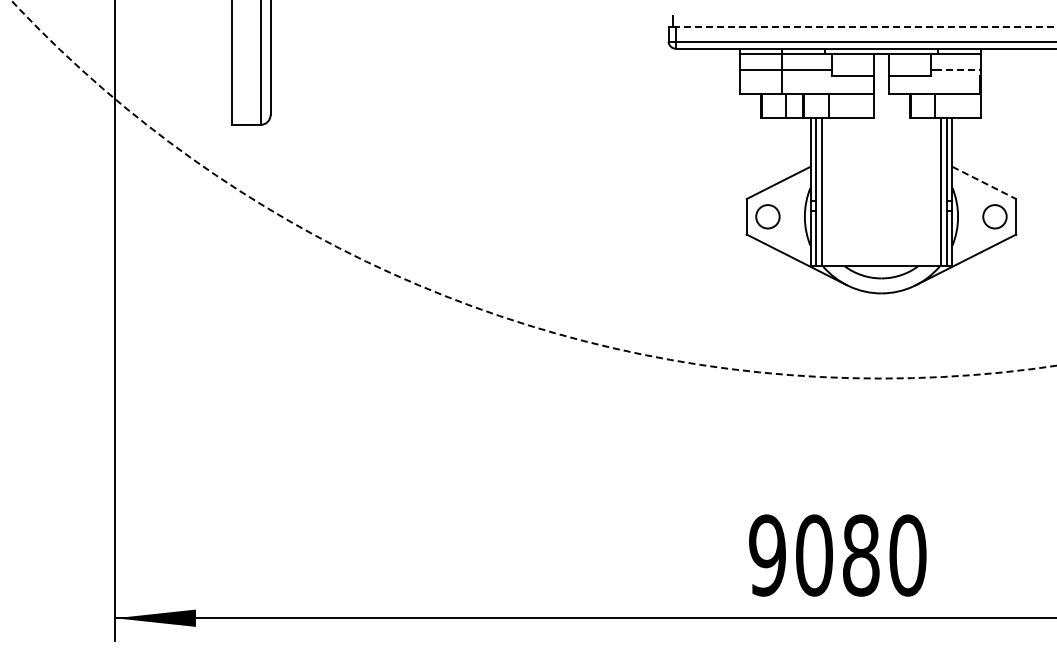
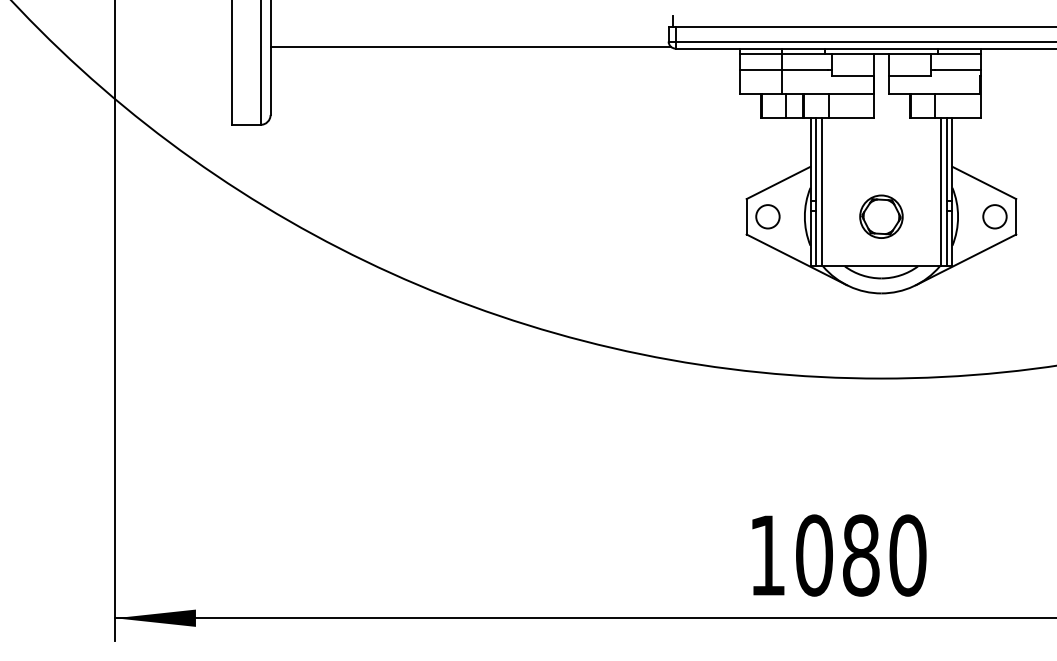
line: dashed -> solid (865, 27)
line: none -> present (470, 46)
line: dashed -> solid (958, 69)
line: dashed -> solid (984, 182)
circle: dashed -> solid (533, 189)
part: none -> present (881, 216)
text: 9080 -> 1080 (767, 555)
